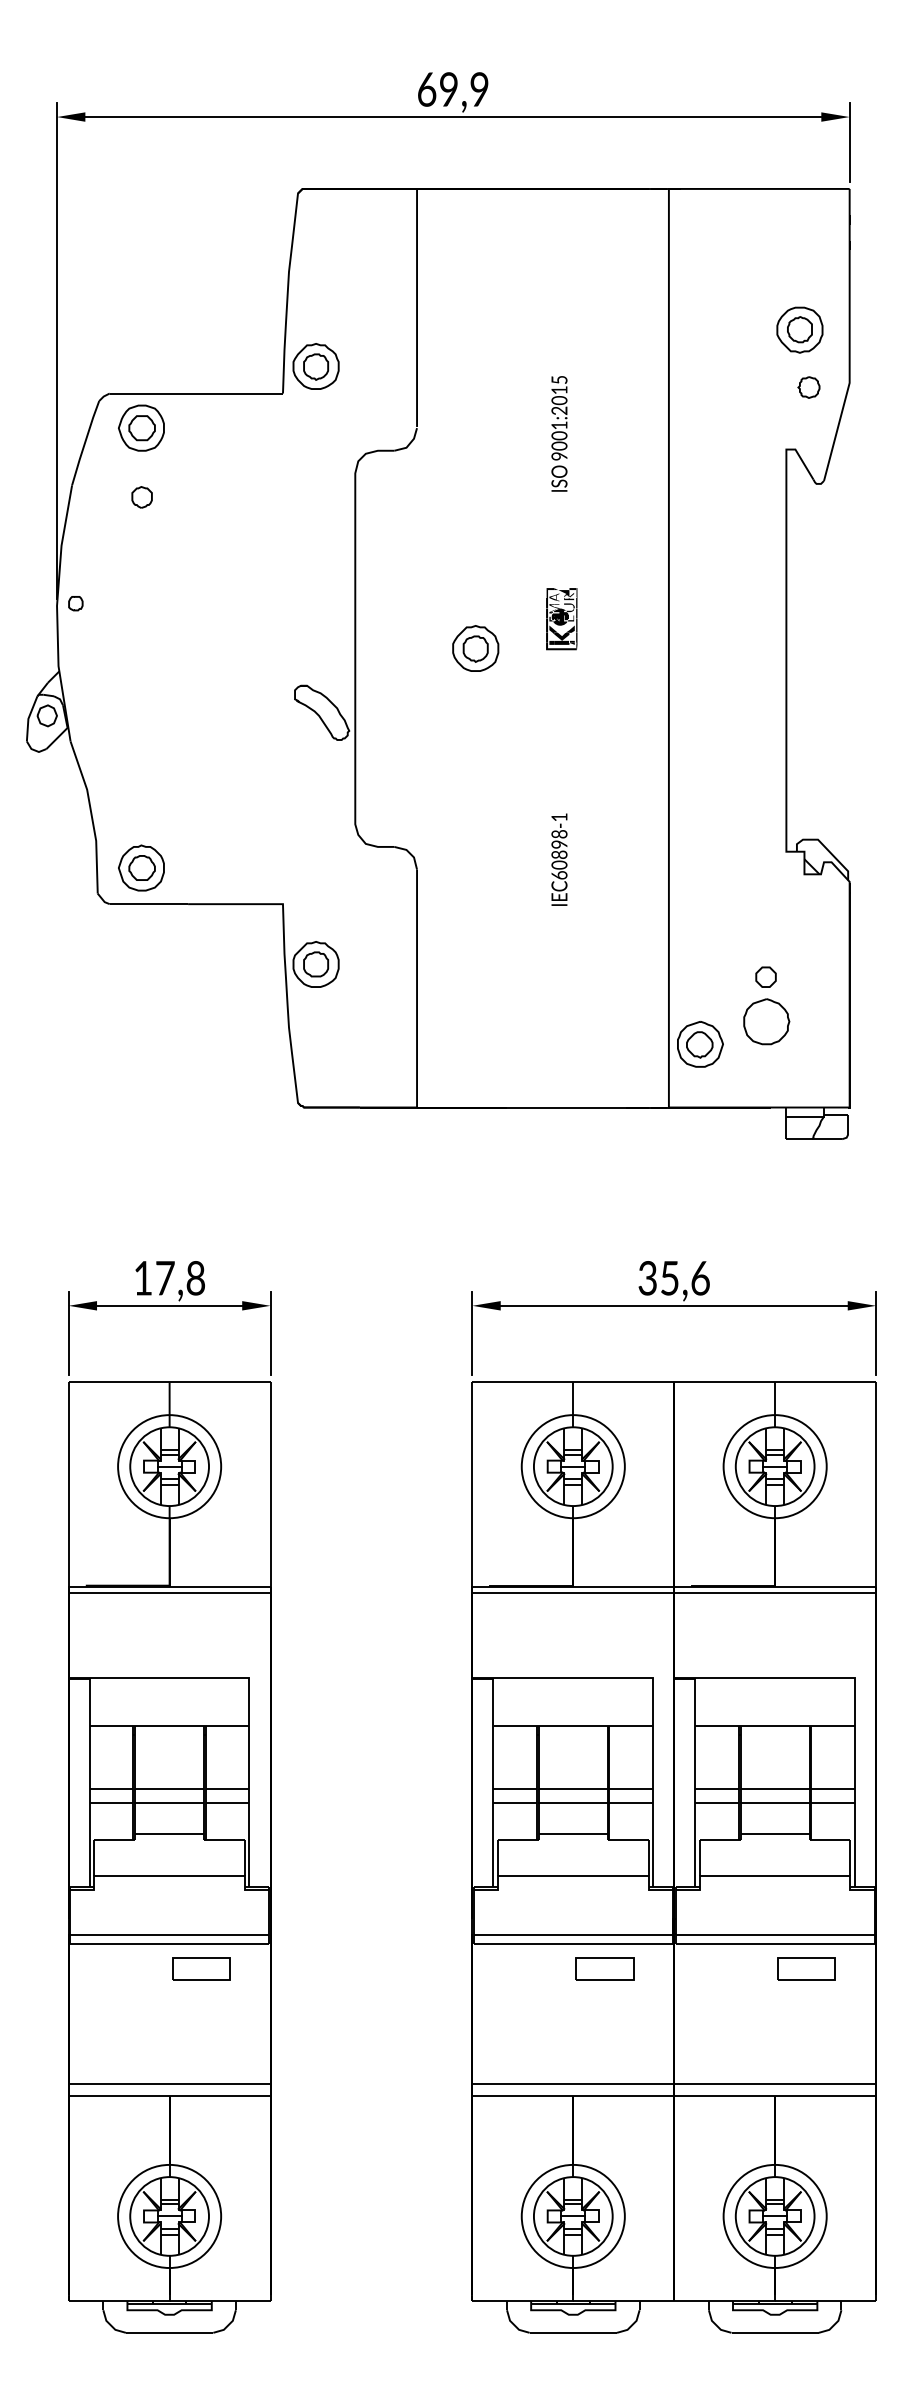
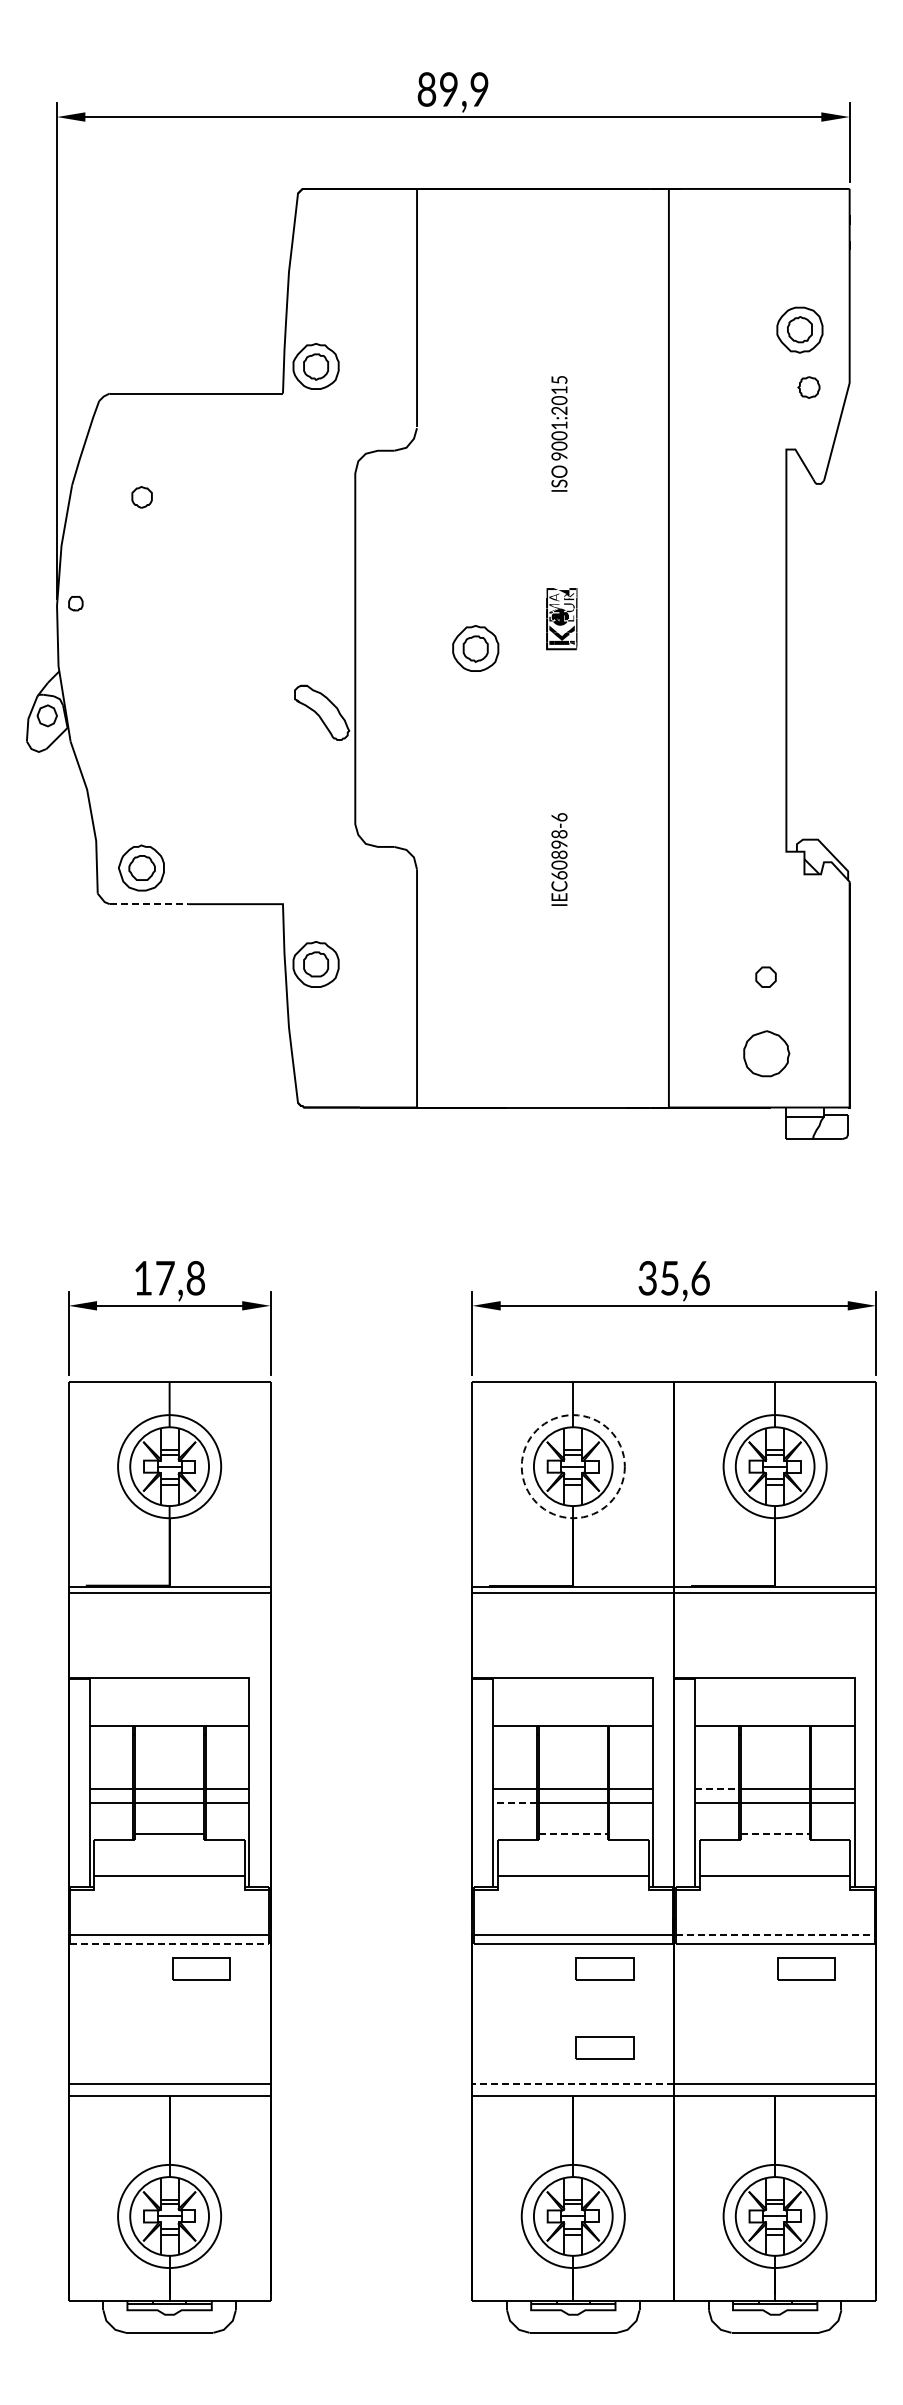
text: 69,9 -> 89,9 (426, 89)
part: present -> none (141, 427)
text: IEC60898-1 -> IEC60898-6 (559, 817)
line: solid -> dashed (150, 904)
part position: (766, 1021) -> (766, 1053) (766, 1053)
part: present -> none (700, 1044)
circle: solid -> dashed (572, 1466)
line: solid -> dashed (717, 1789)
line: solid -> dashed (515, 1802)
line: solid -> dashed (573, 1834)
line: solid -> dashed (775, 1834)
line: solid -> dashed (775, 1935)
line: solid -> dashed (170, 1944)
part: none -> present (604, 2047)
line: solid -> dashed (573, 2084)
